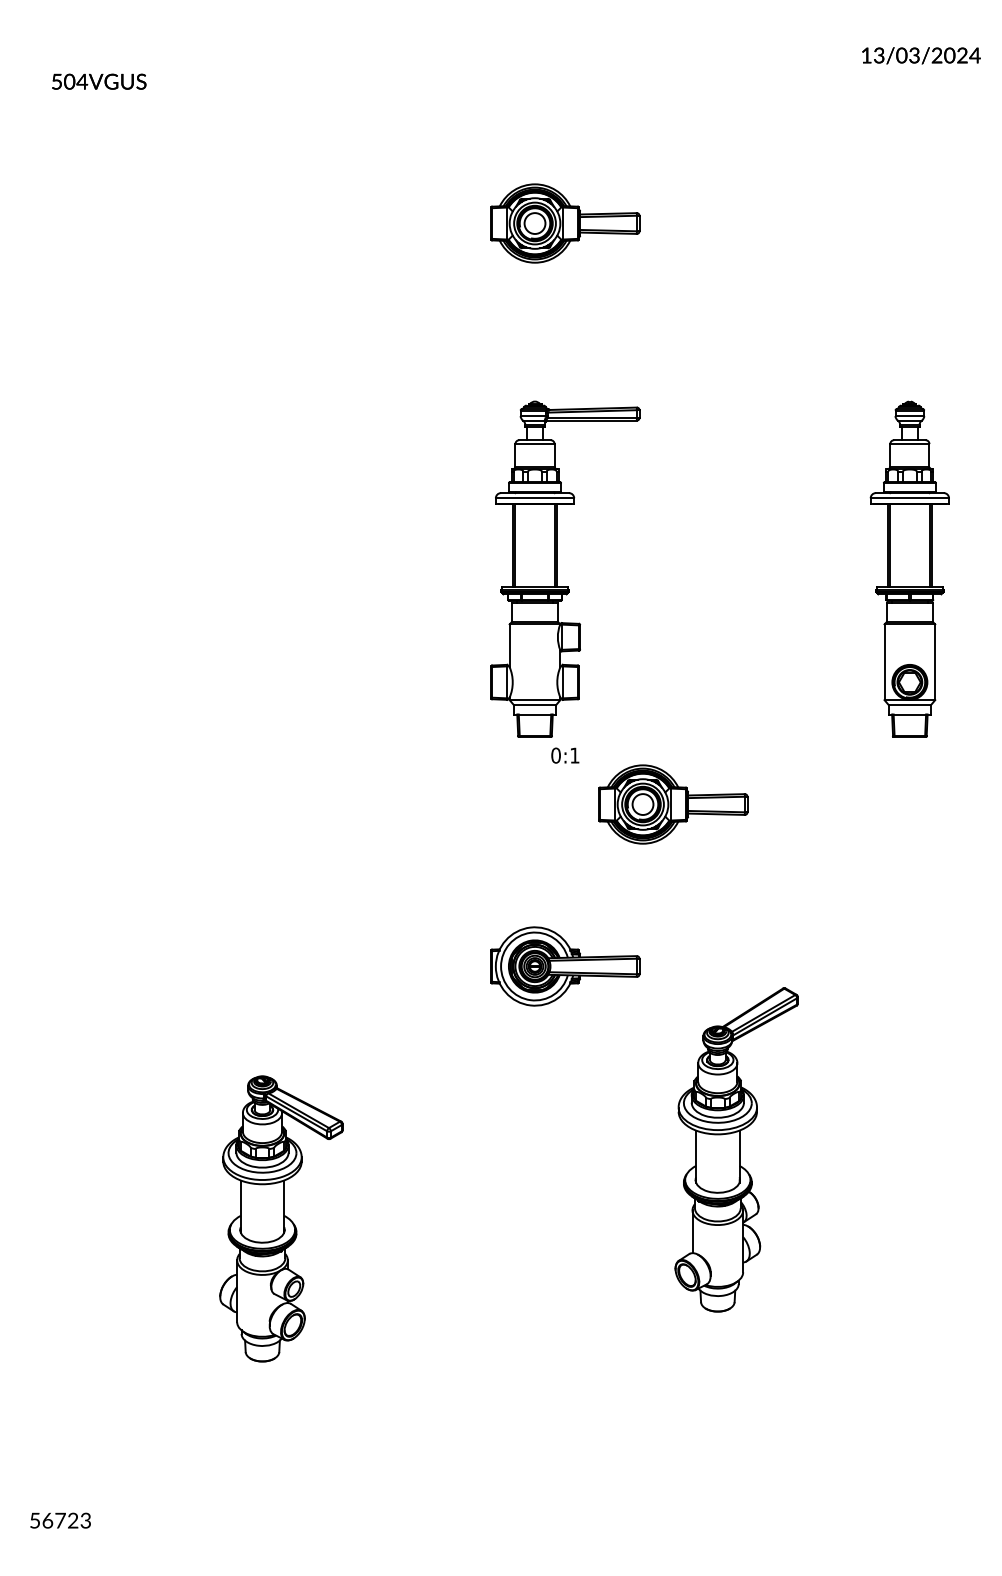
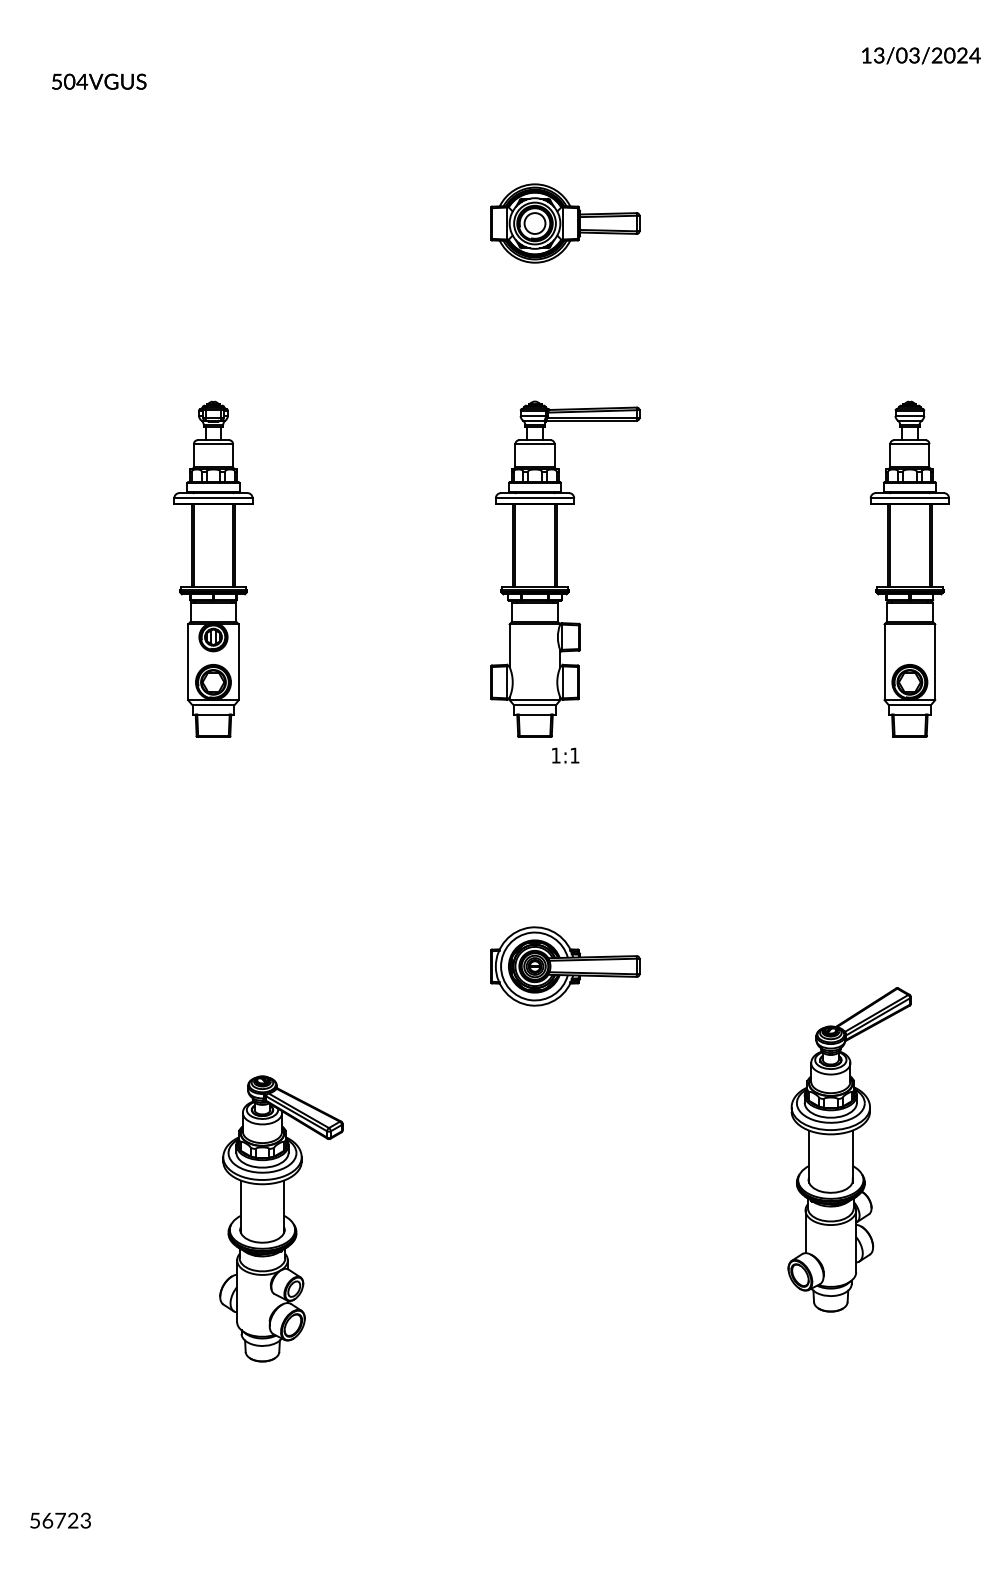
part: none -> present (213, 568)
text: 0:1 -> 1:1 (555, 755)
part: present -> none (673, 804)
part position: (736, 1149) -> (849, 1149) (849, 1149)
